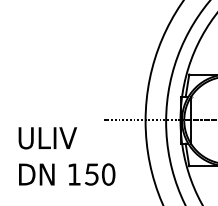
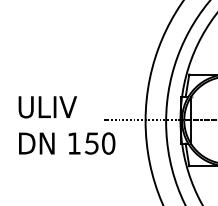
text position: (66, 156) -> (66, 125) (66, 125)
